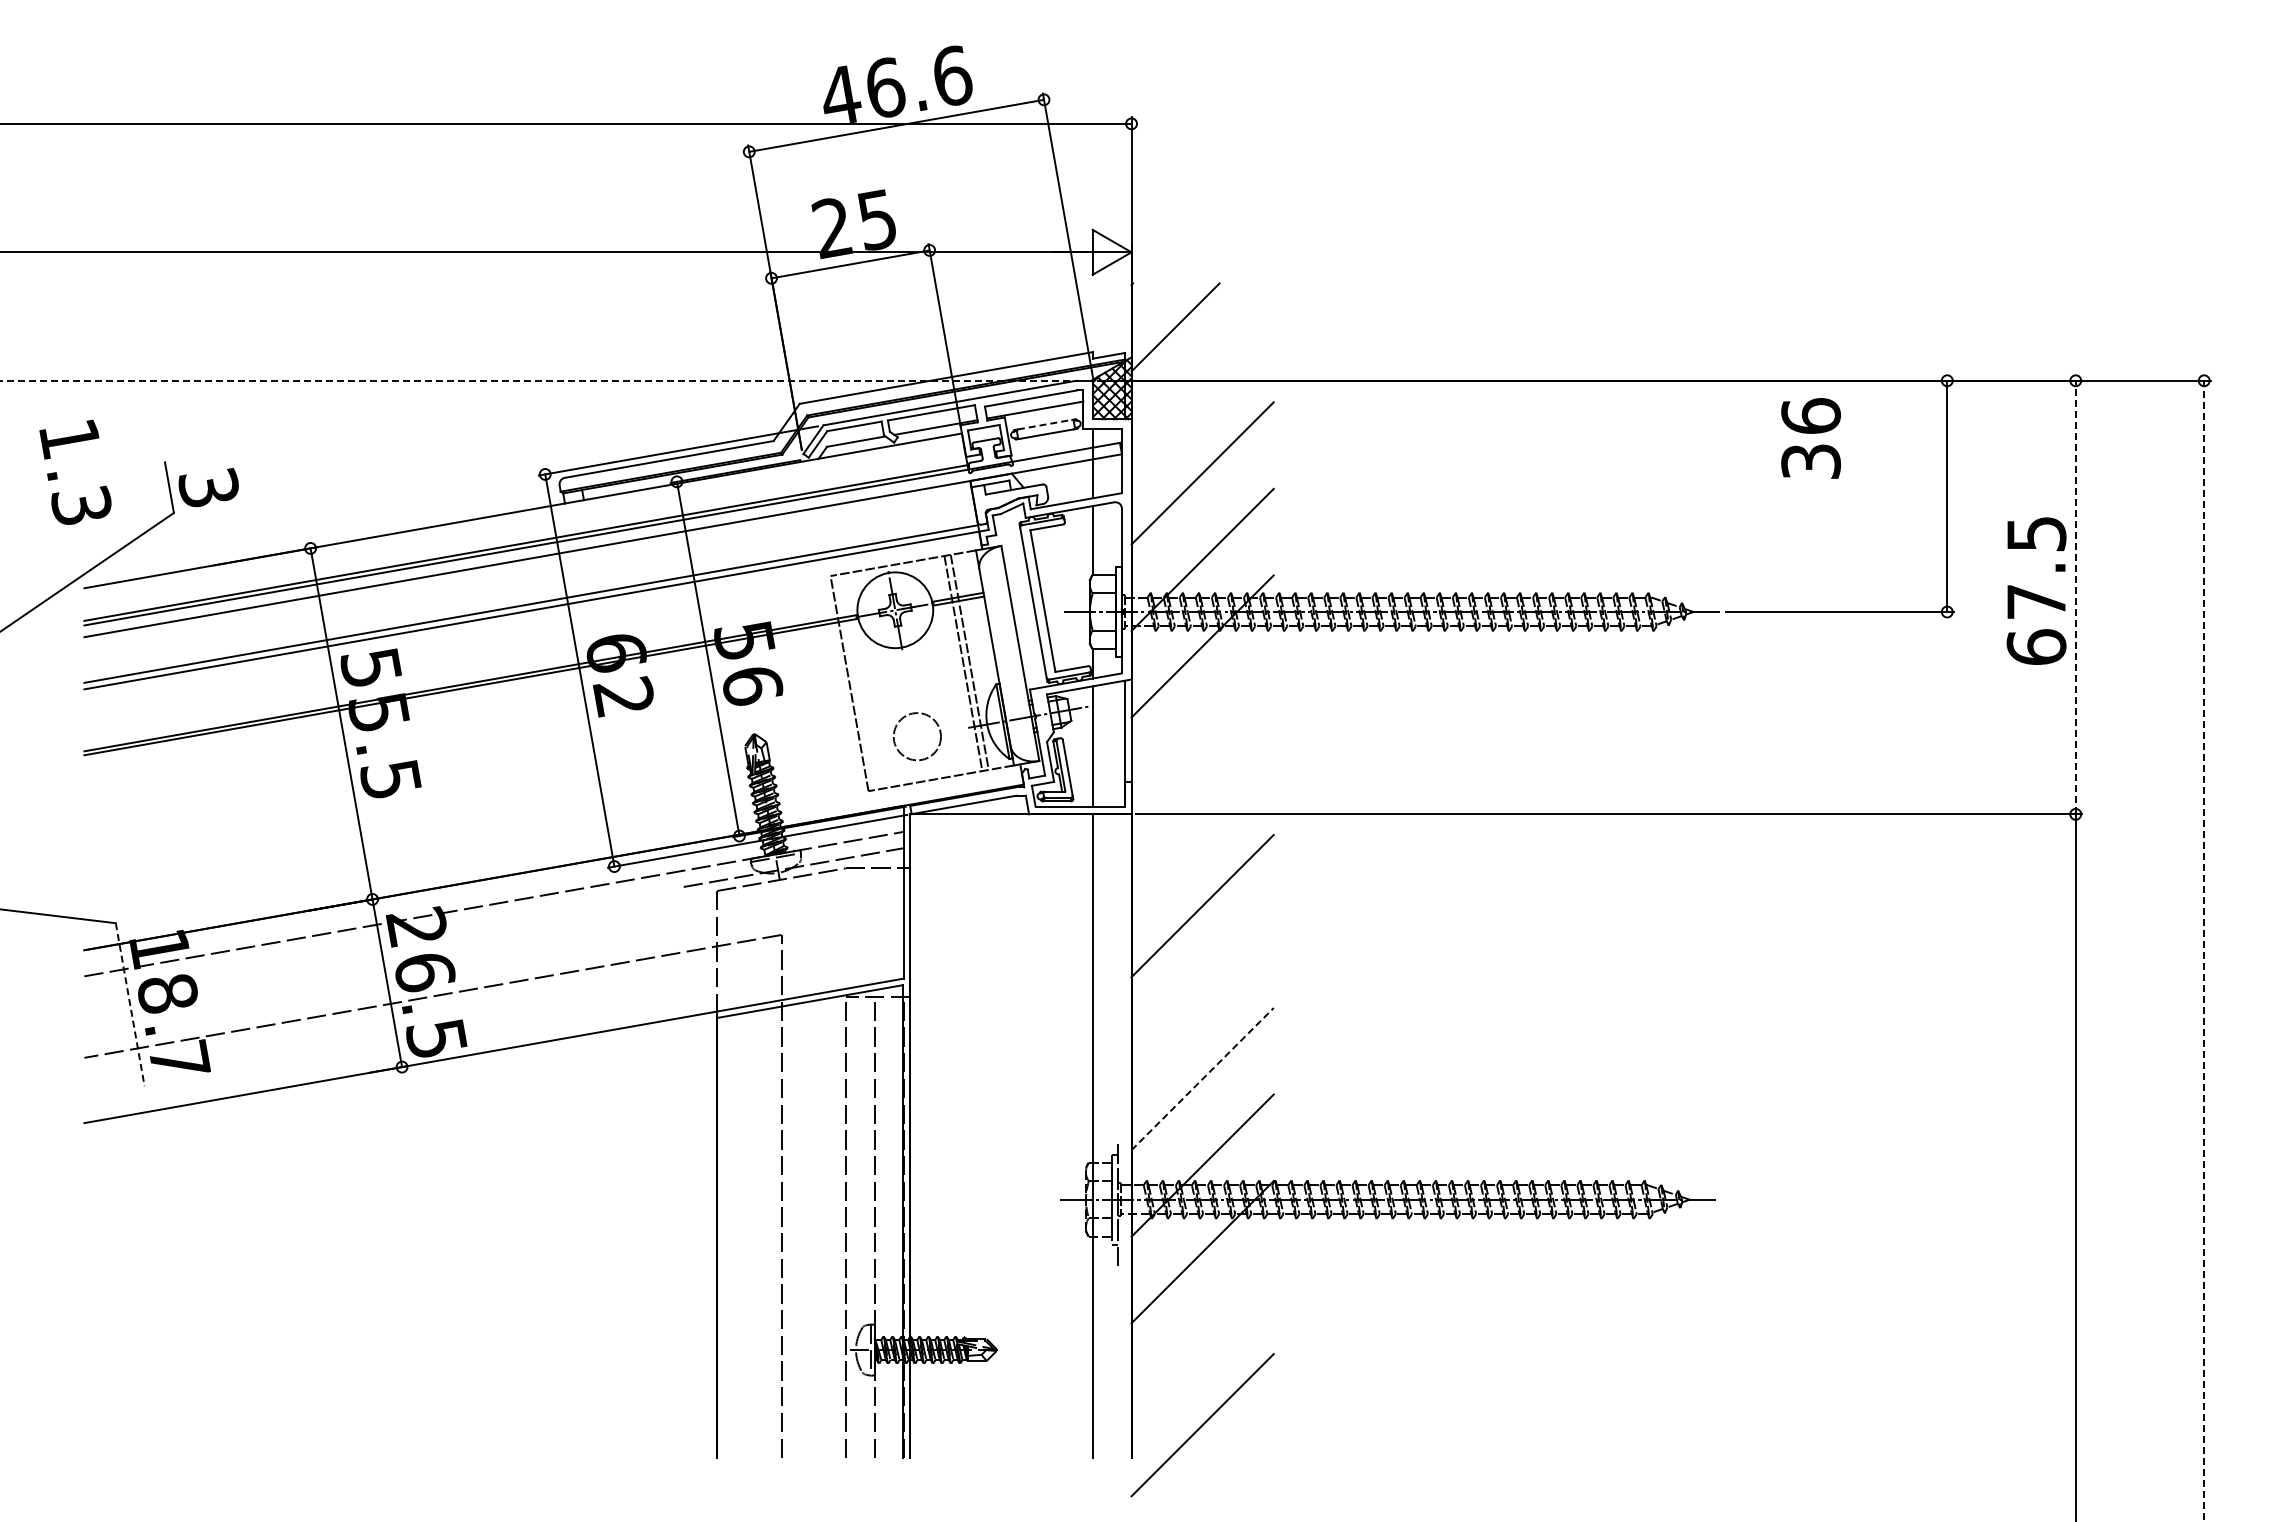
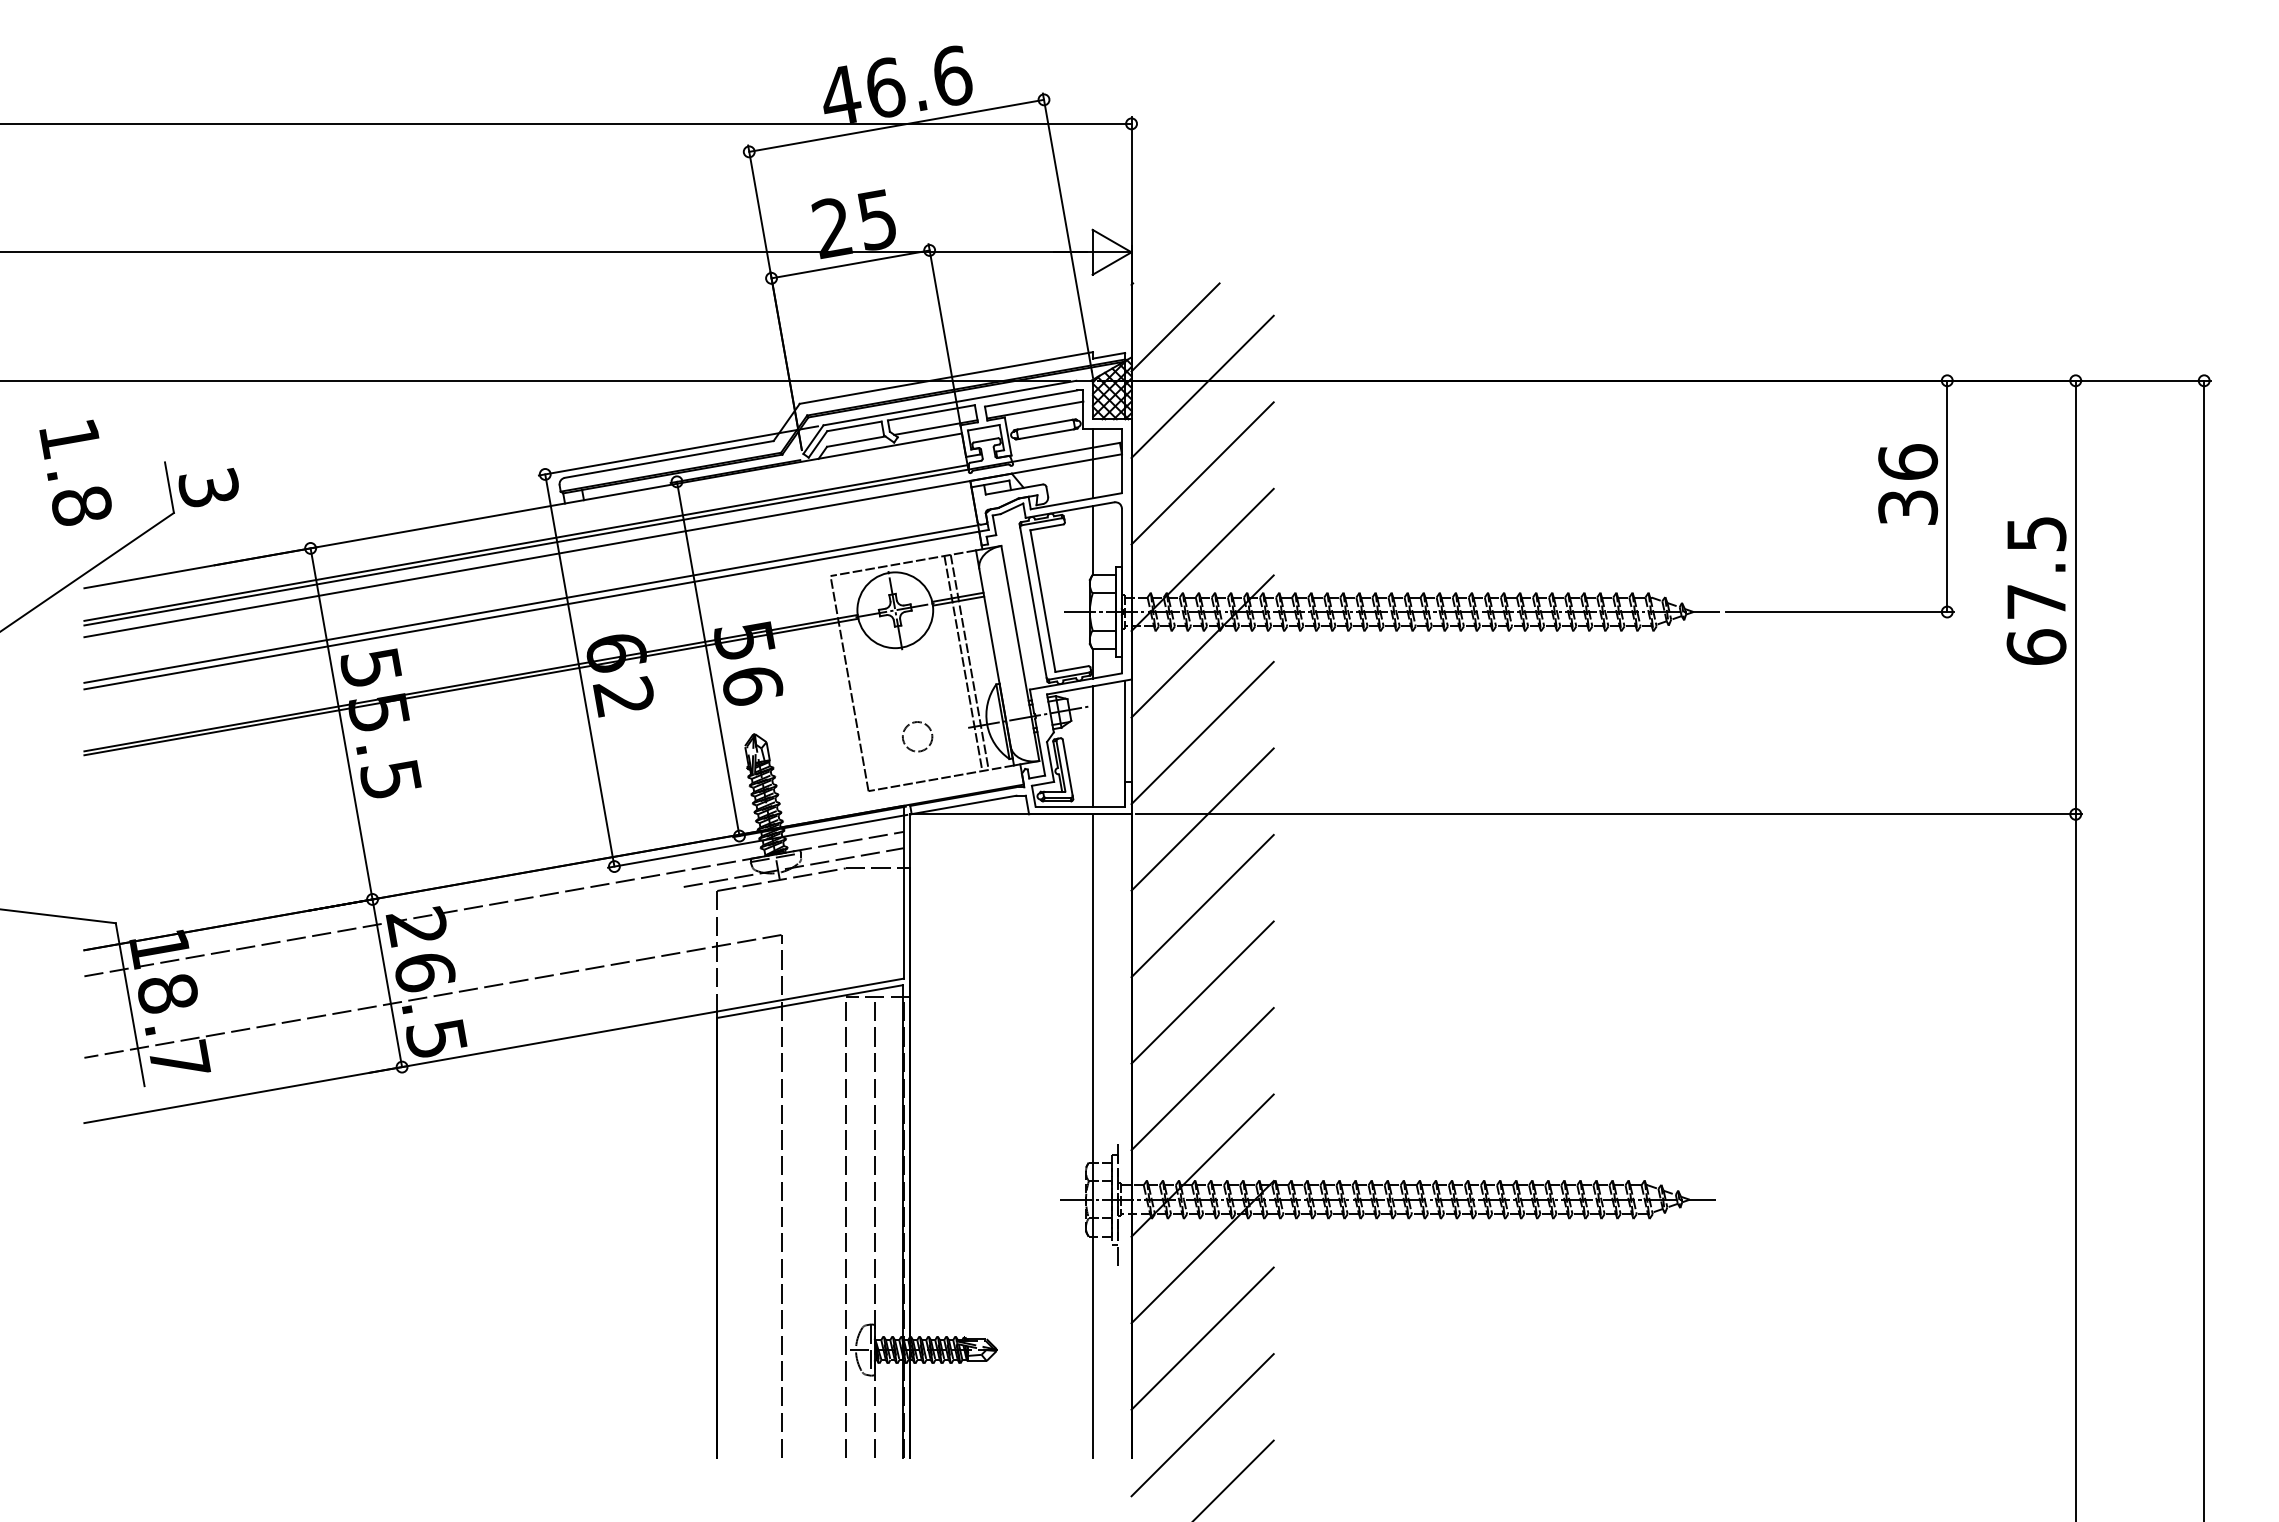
line: dashed -> solid (535, 380)
line: none -> present (1202, 386)
line: dashed -> solid (1045, 424)
text position: (1811, 438) -> (1908, 484) (1908, 484)
text: 1.3 -> 1.8 (81, 505)
line: dashed -> solid (2075, 597)
line: none -> present (1202, 732)
circle size: 50x50 px -> 32x32 px (917, 736)
line: none -> present (1202, 819)
line: dashed -> solid (2204, 951)
line: none -> present (1202, 992)
line: dashed -> solid (130, 1004)
line: dashed -> solid (1202, 1079)
line: none -> present (1202, 1338)
line: none -> present (1234, 1479)
